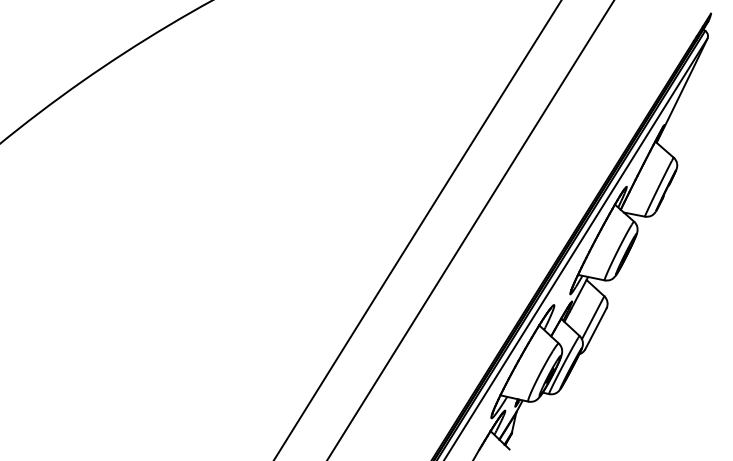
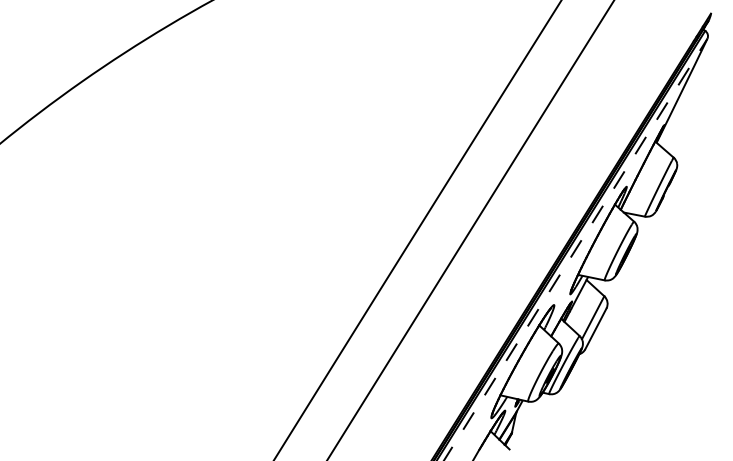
line: solid -> dashed (576, 249)
